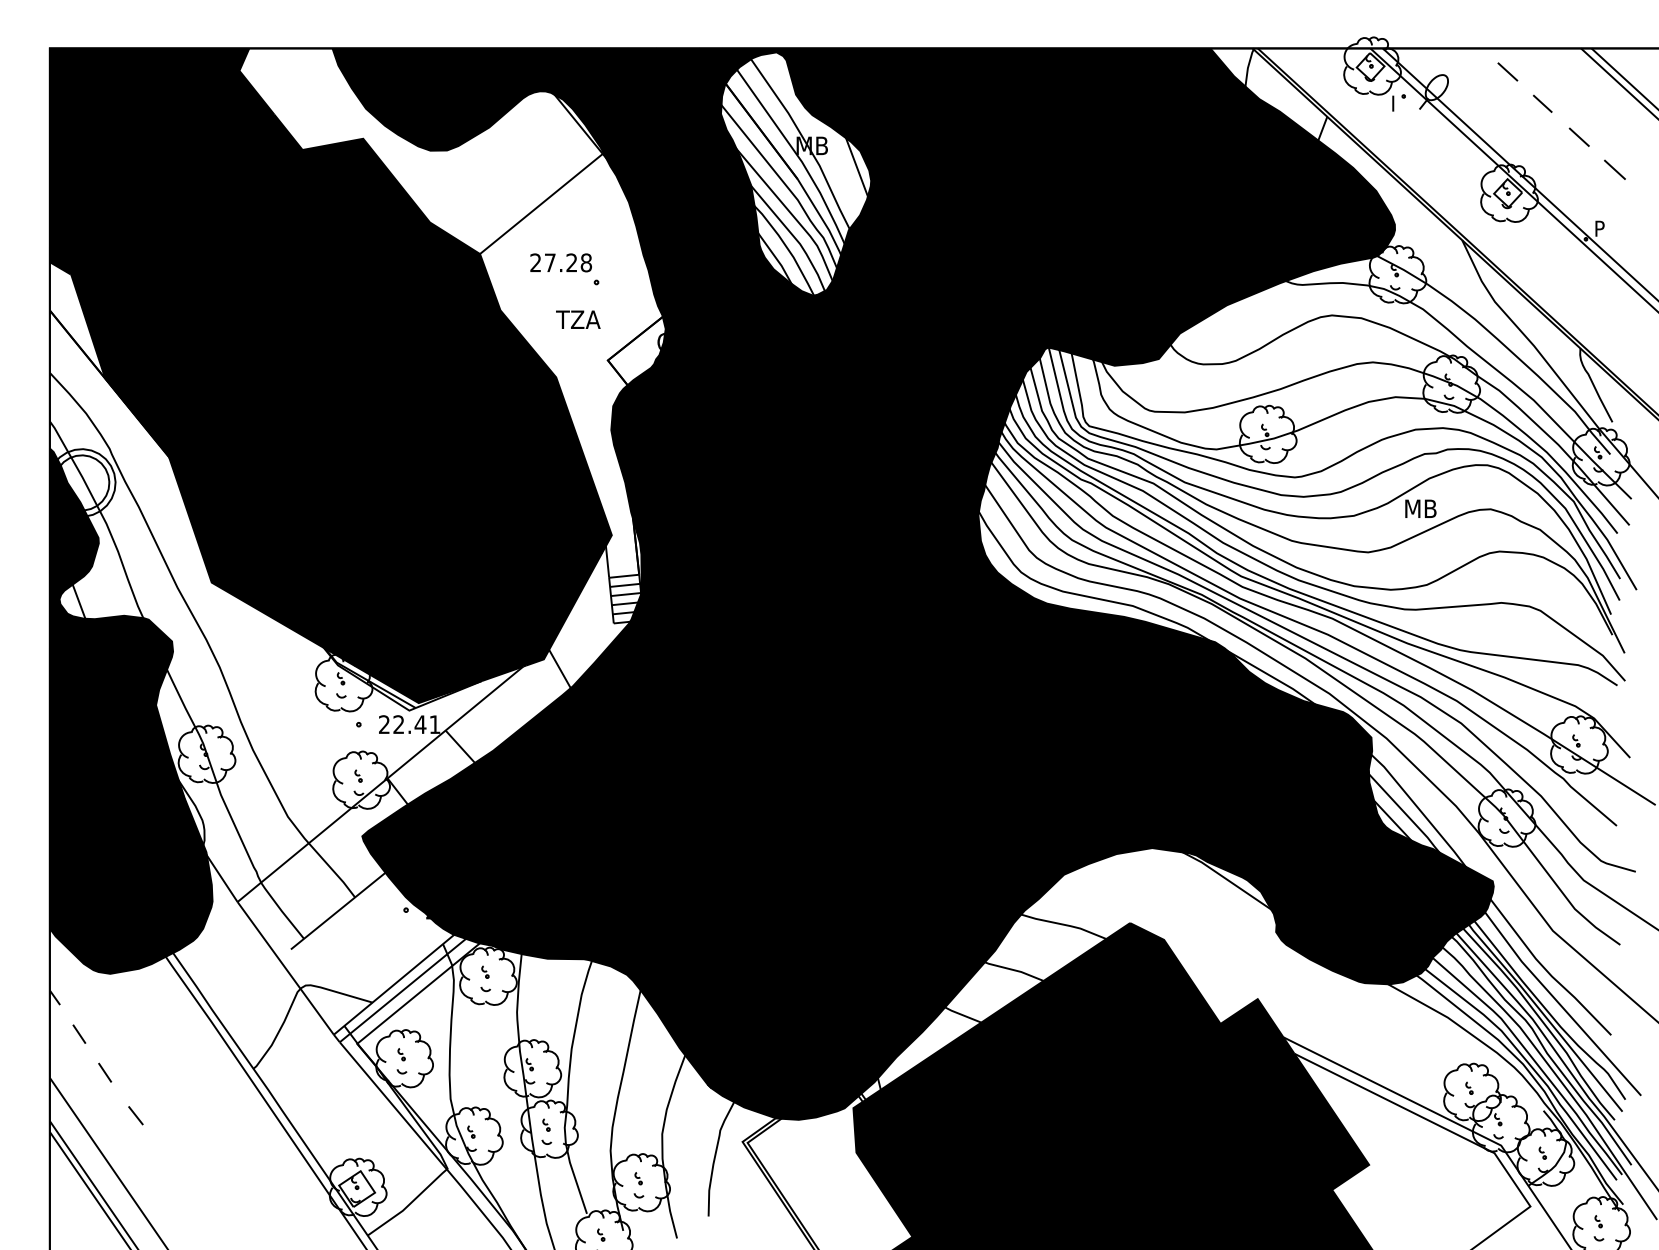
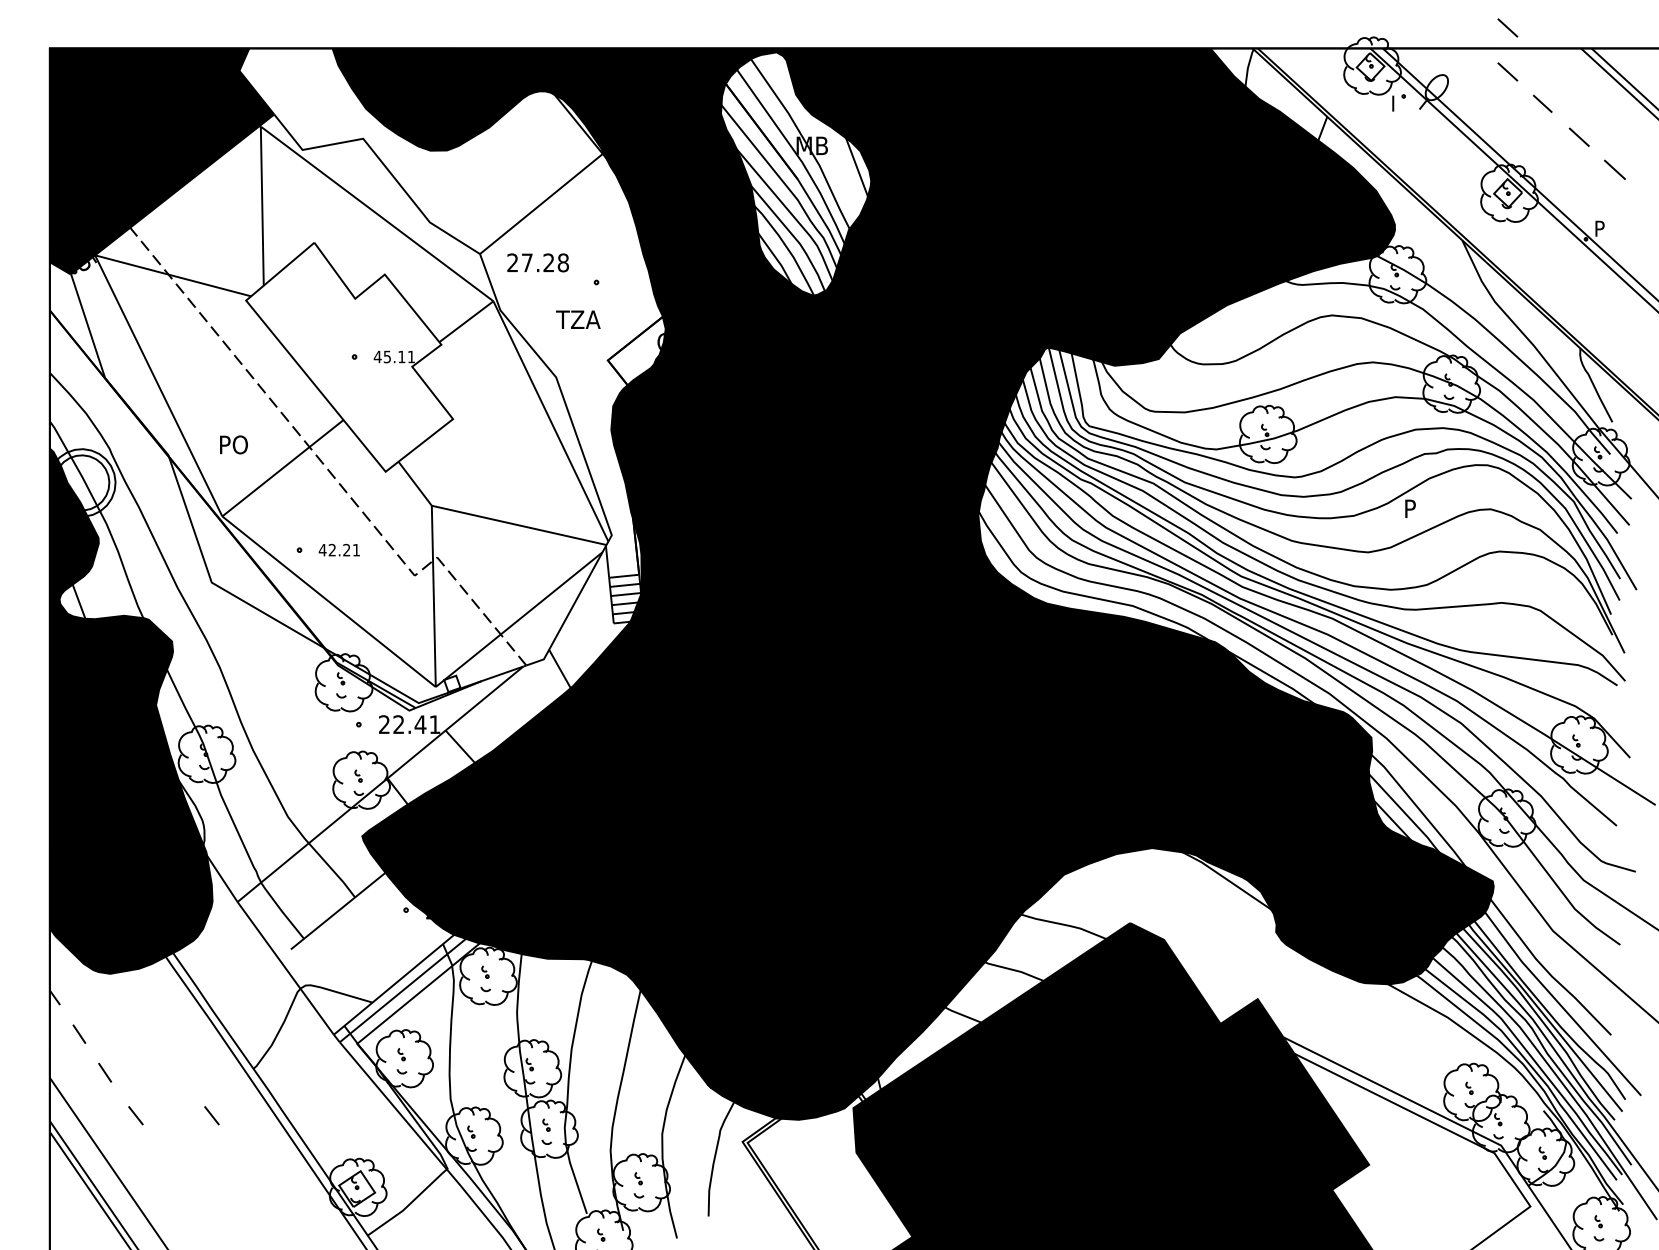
line: none -> present (1507, 27)
text position: (560, 262) -> (537, 262) (537, 262)
fill: present -> none (341, 408)
text: MB -> P (1421, 508)
line: none -> present (211, 1115)
